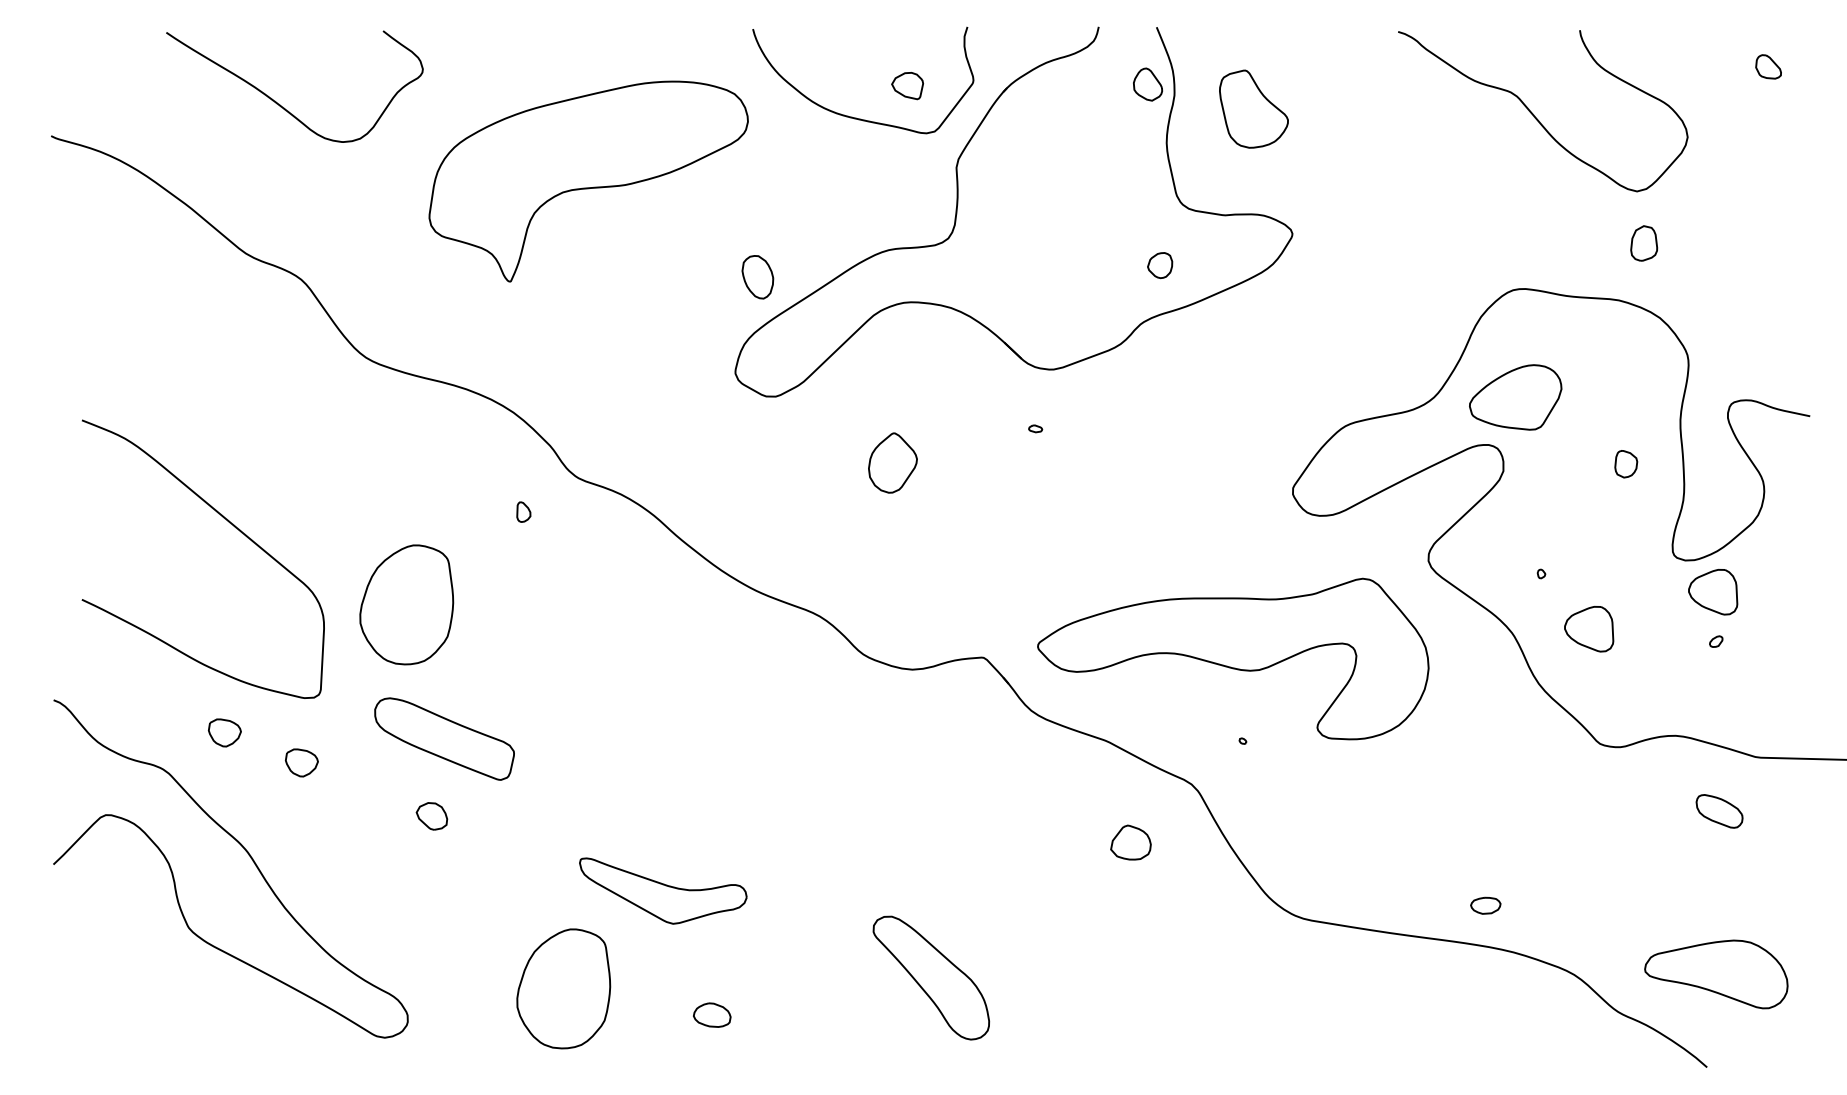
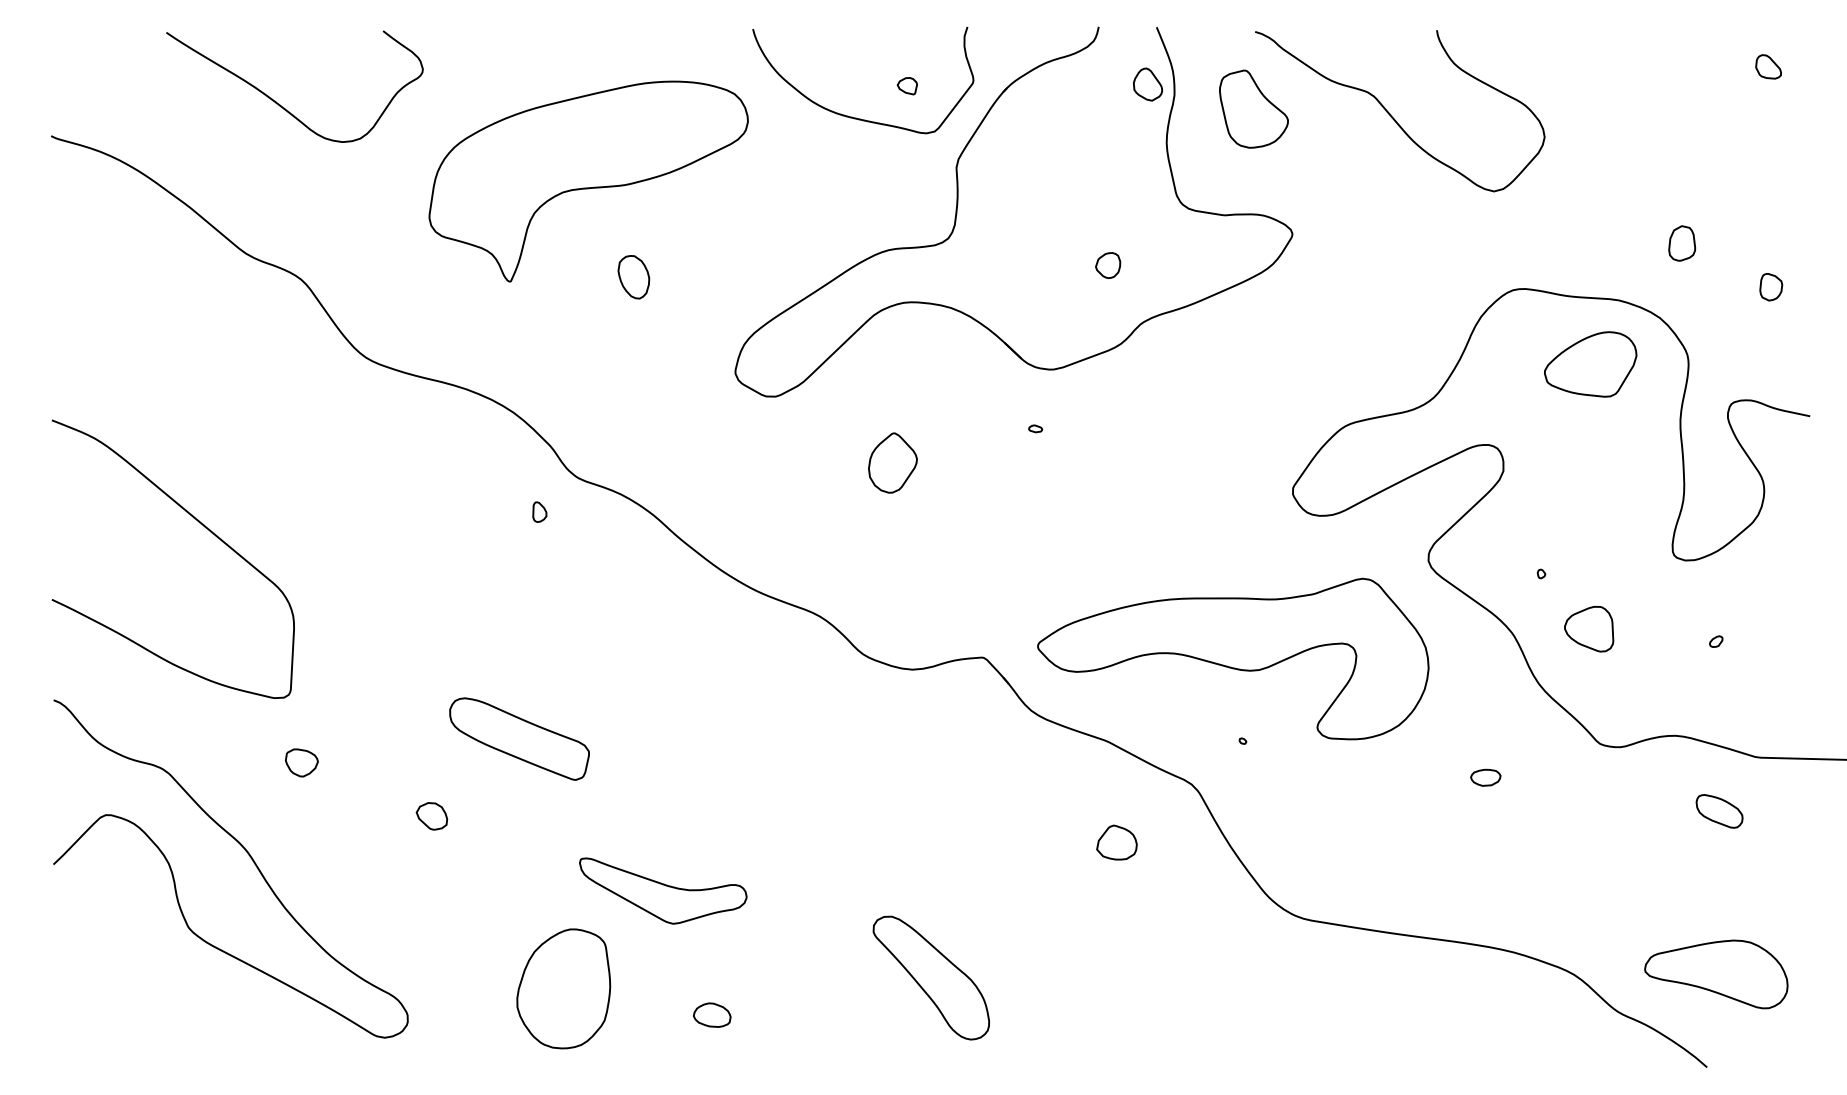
part size: 33x29 px -> 22x19 px (906, 86)
curve position: (1536, 117) -> (1393, 117) (1393, 117)
part position: (1644, 243) -> (1682, 243) (1682, 243)
part position: (1160, 265) -> (1108, 265) (1108, 265)
part position: (757, 277) -> (633, 277) (633, 277)
part position: (1515, 397) -> (1590, 364) (1590, 364)
part position: (1626, 464) -> (1771, 287) (1771, 287)
part position: (523, 511) -> (539, 511) (539, 511)
curve position: (229, 523) -> (199, 523) (199, 523)
part: present -> none (1713, 592)
part: present -> none (406, 604)
part: present -> none (224, 732)
part position: (444, 738) -> (519, 738) (519, 738)
part position: (1130, 842) -> (1116, 842) (1116, 842)
part position: (1485, 905) -> (1485, 777) (1485, 777)
